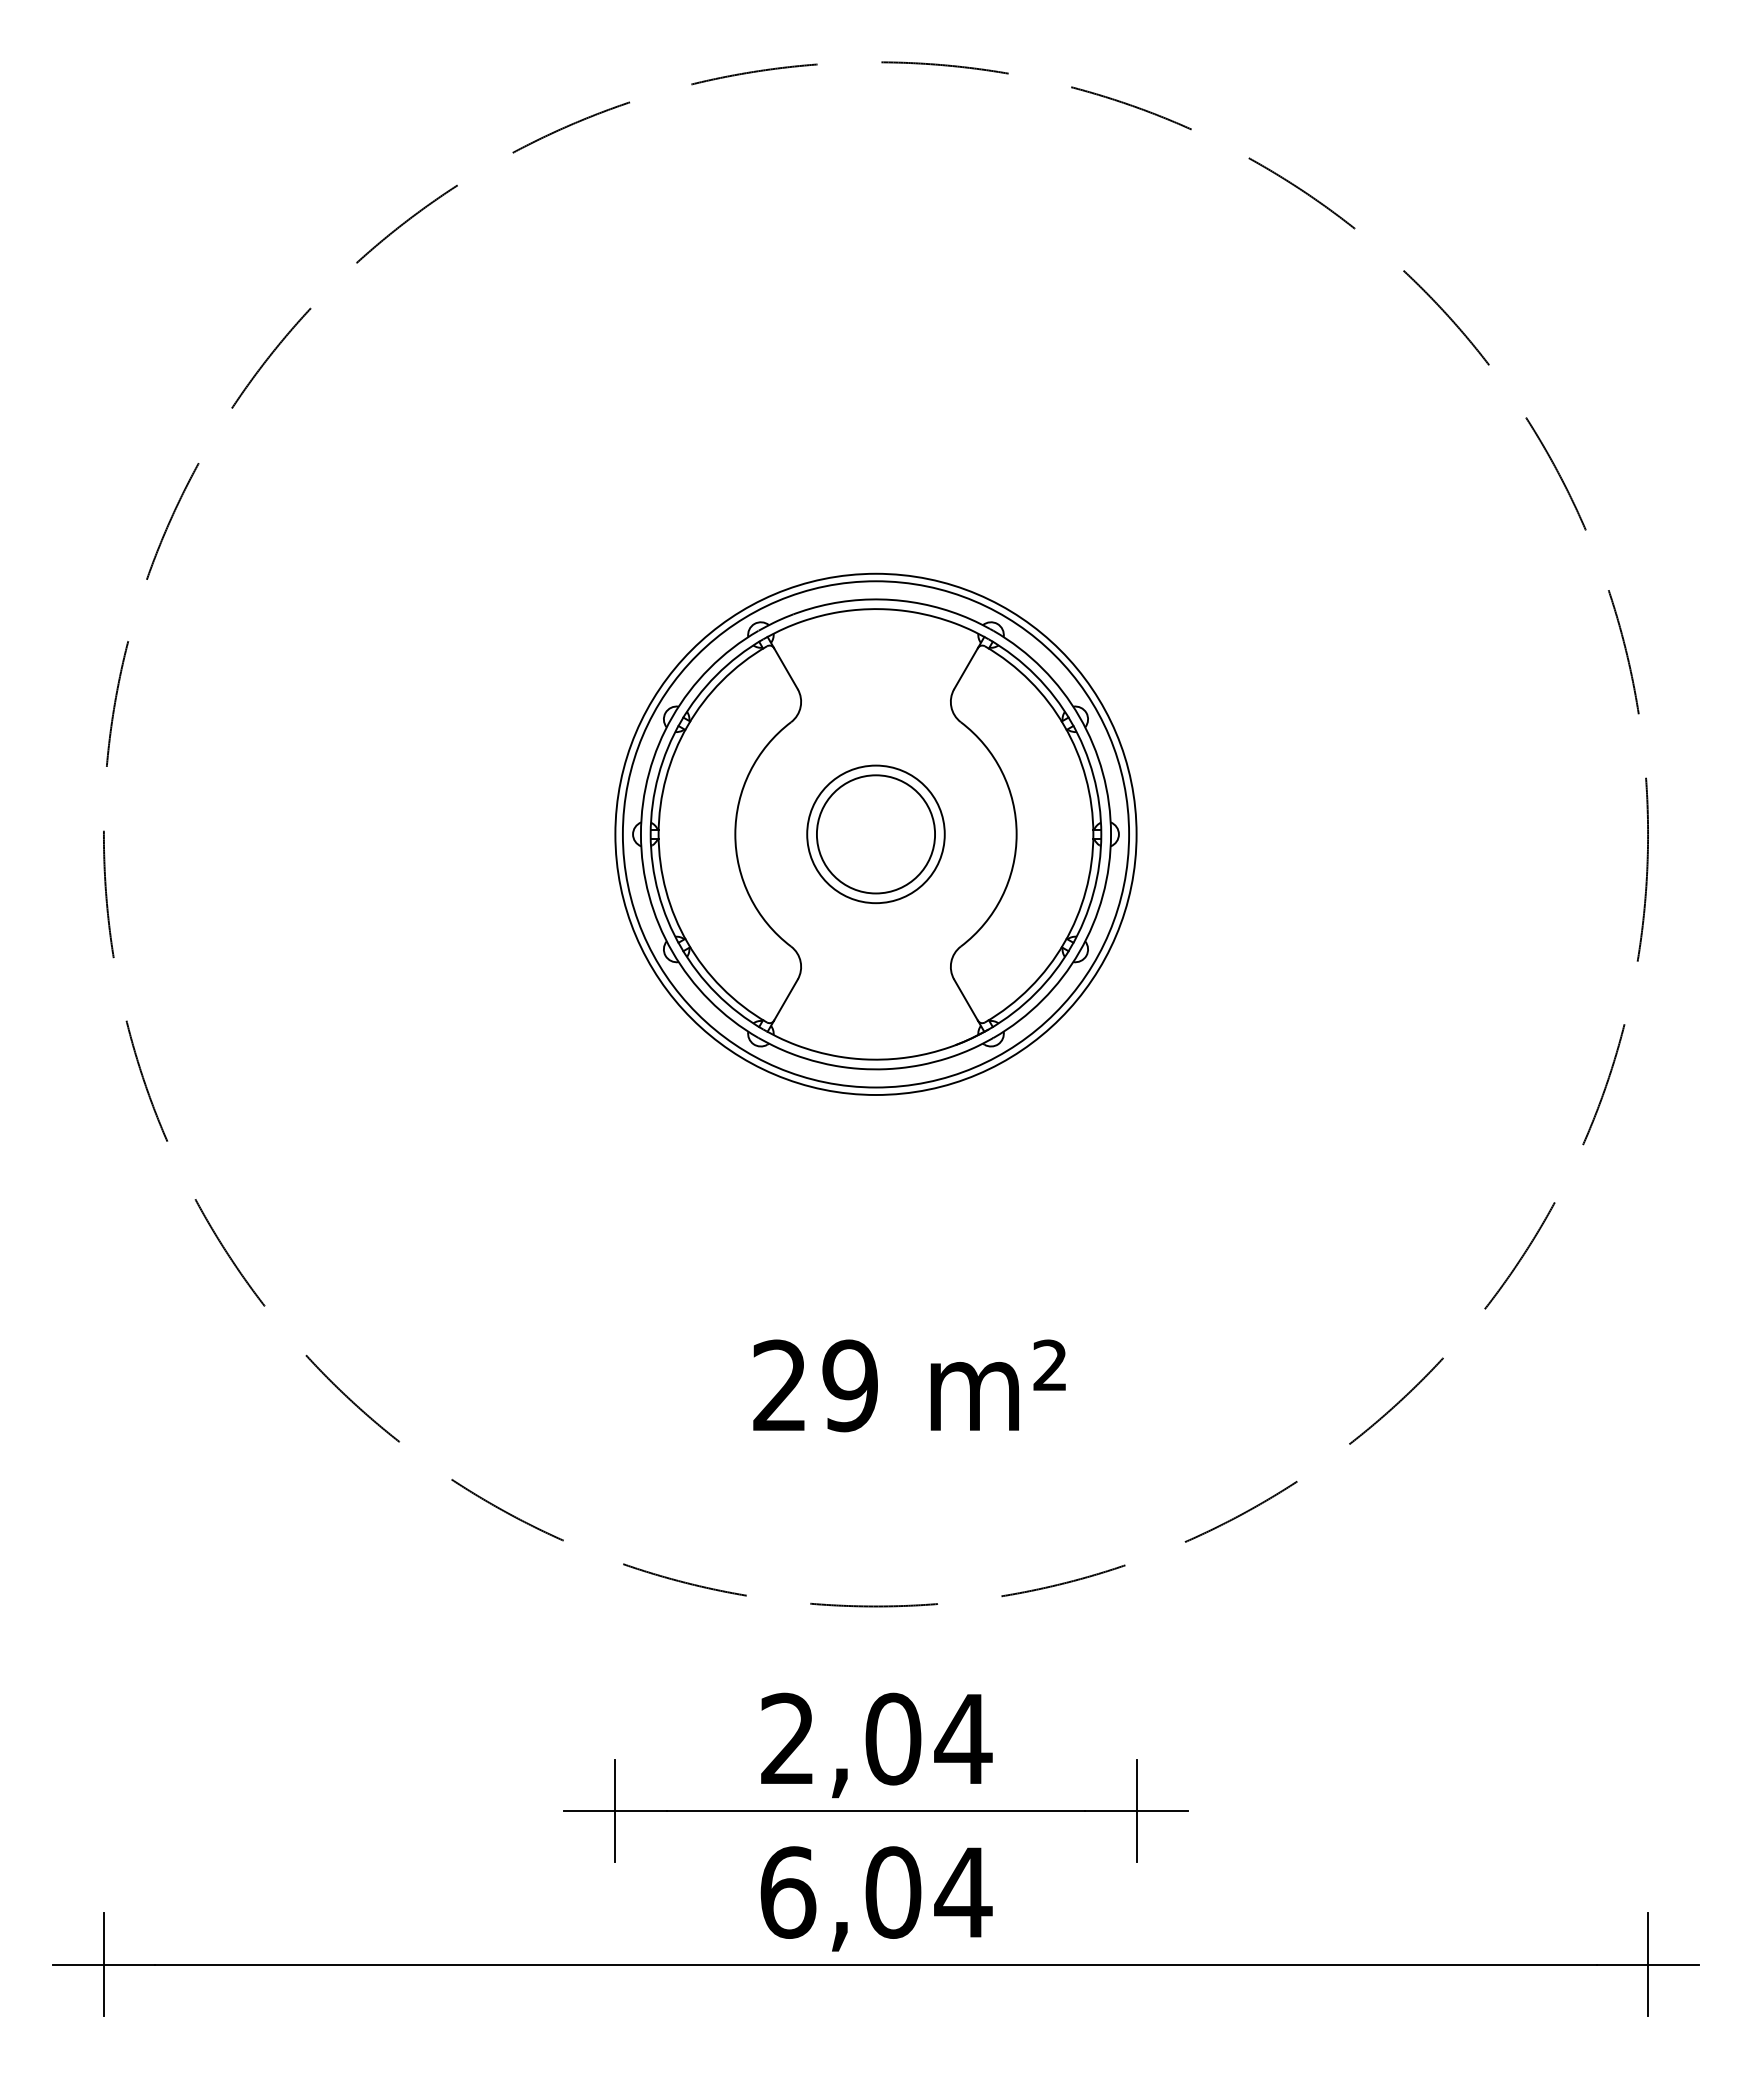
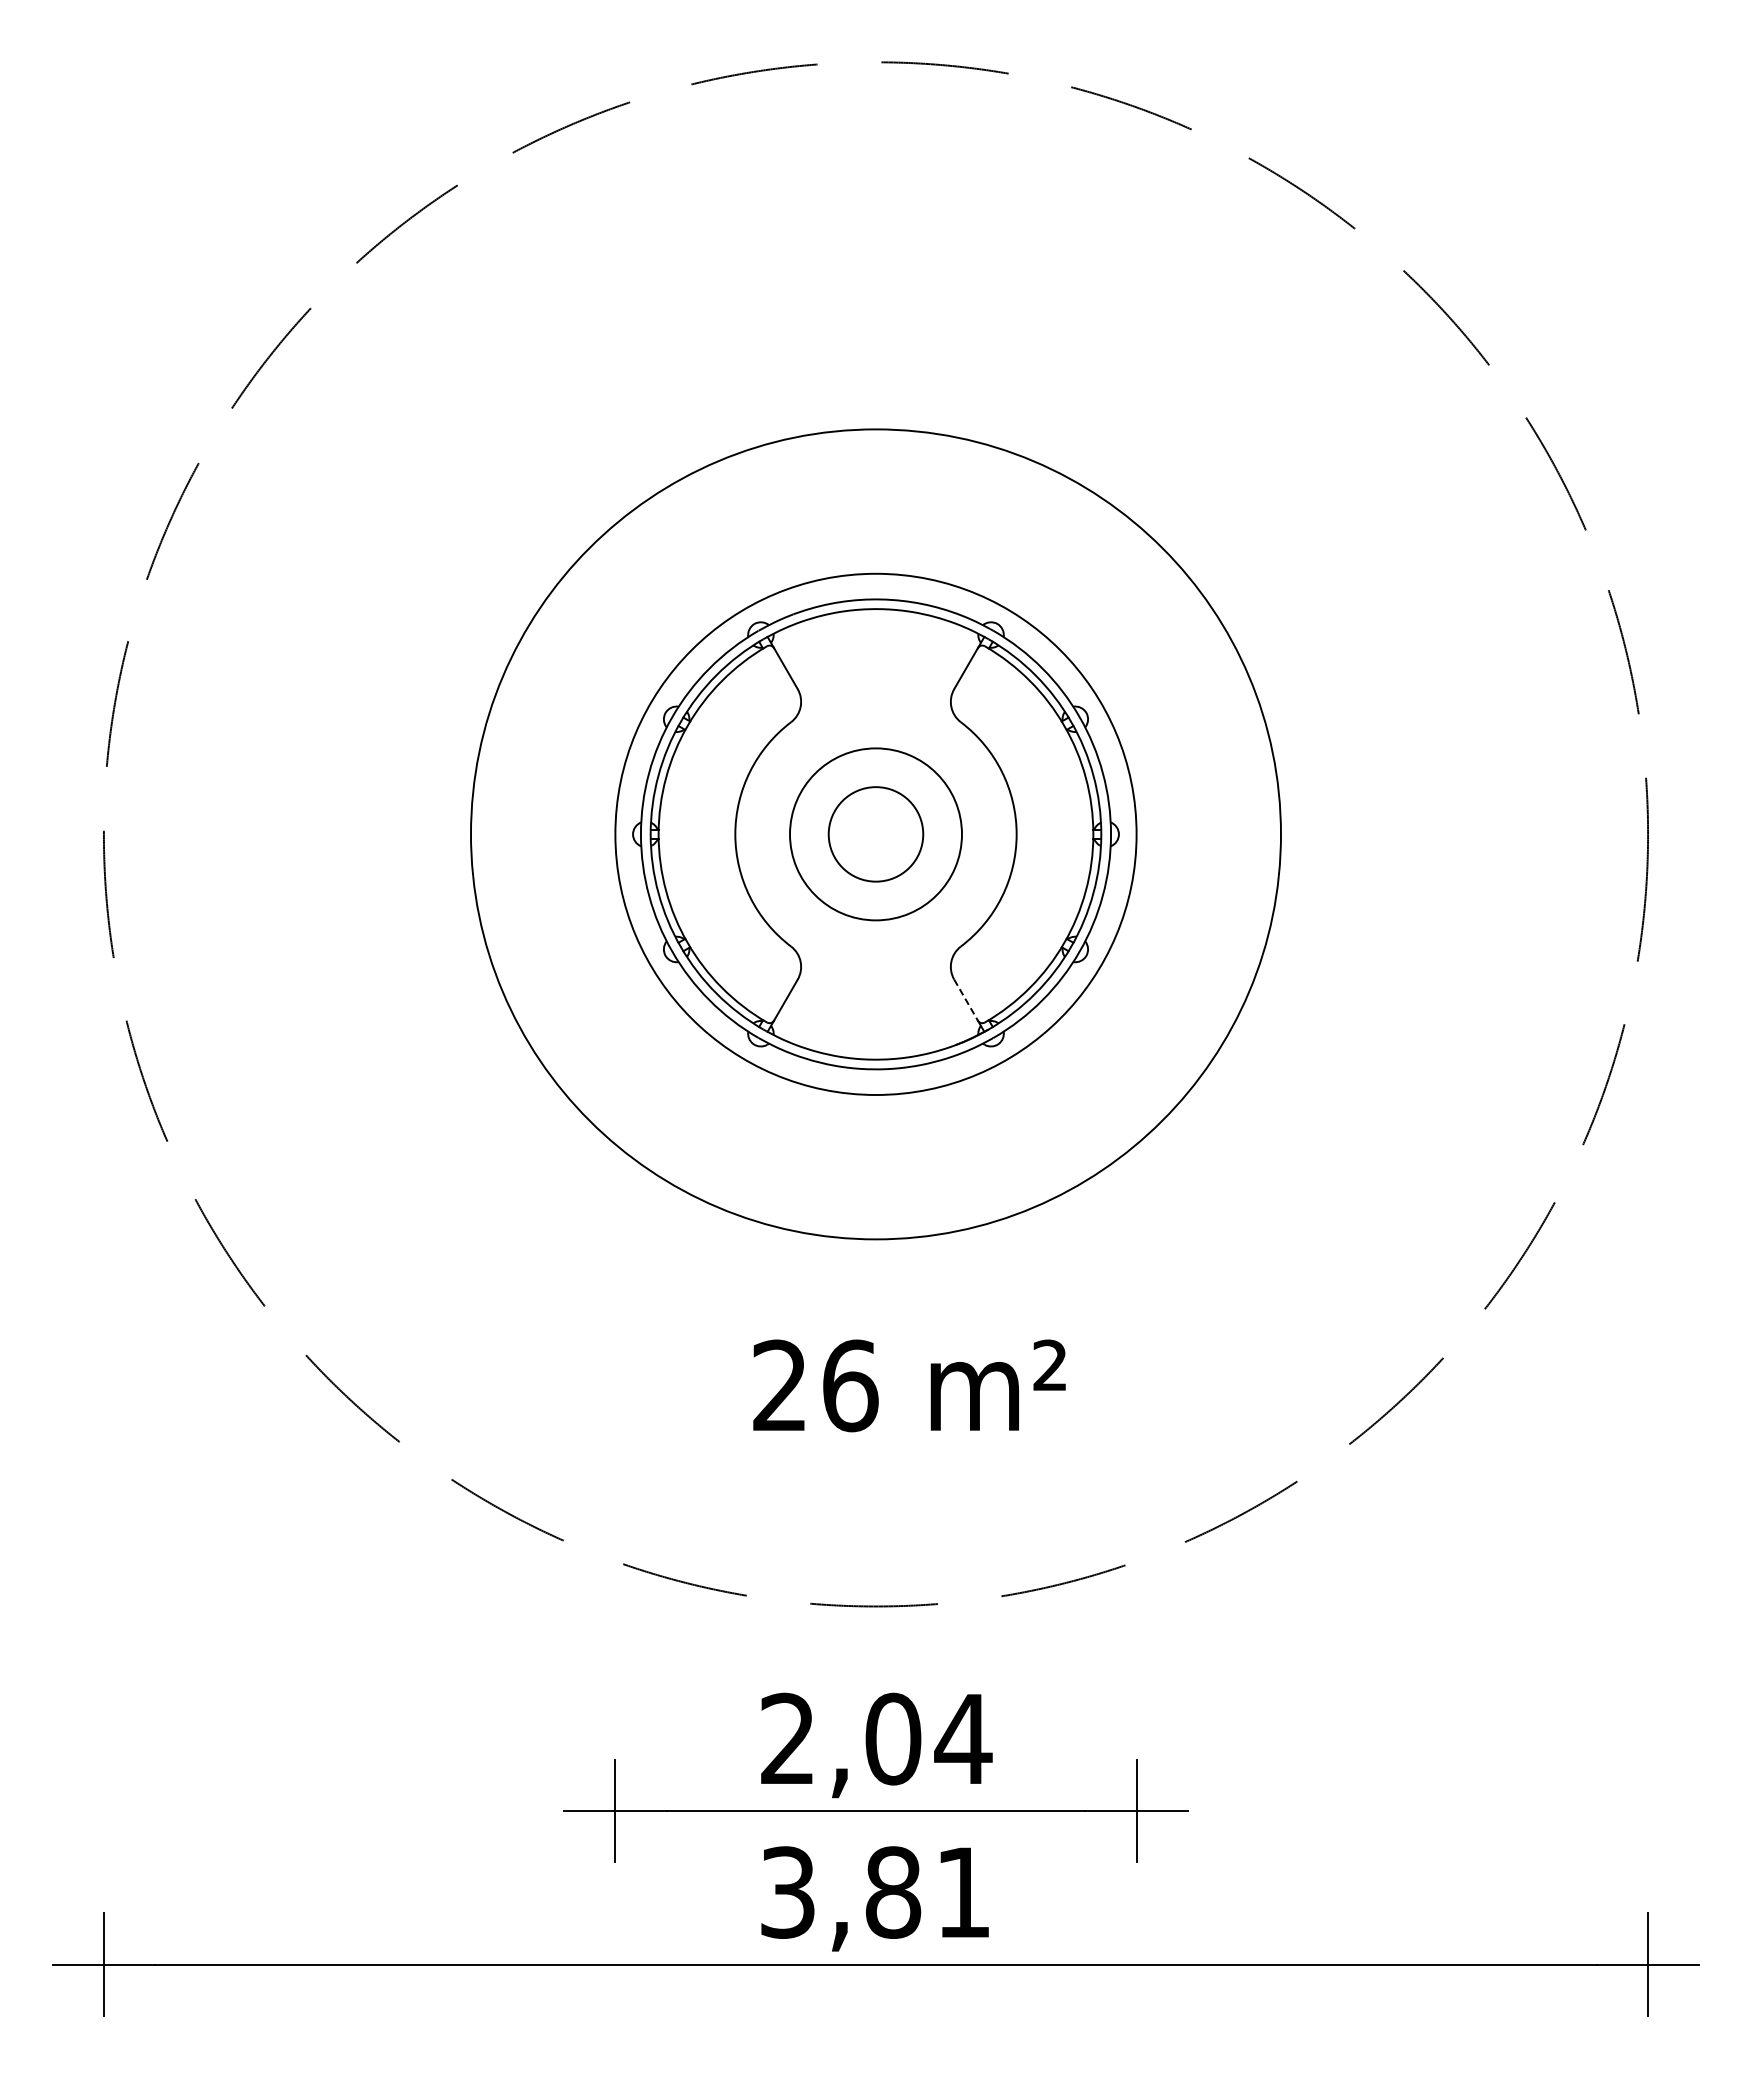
circle diameter: 118 px -> 95 px (875, 834)
circle diameter: 138 px -> 172 px (875, 834)
circle diameter: 506 px -> 810 px (875, 834)
line: solid -> dashed (966, 1000)
text: 29 -> 26 (850, 1385)
text: 6,04 -> 3,81 (876, 1892)
